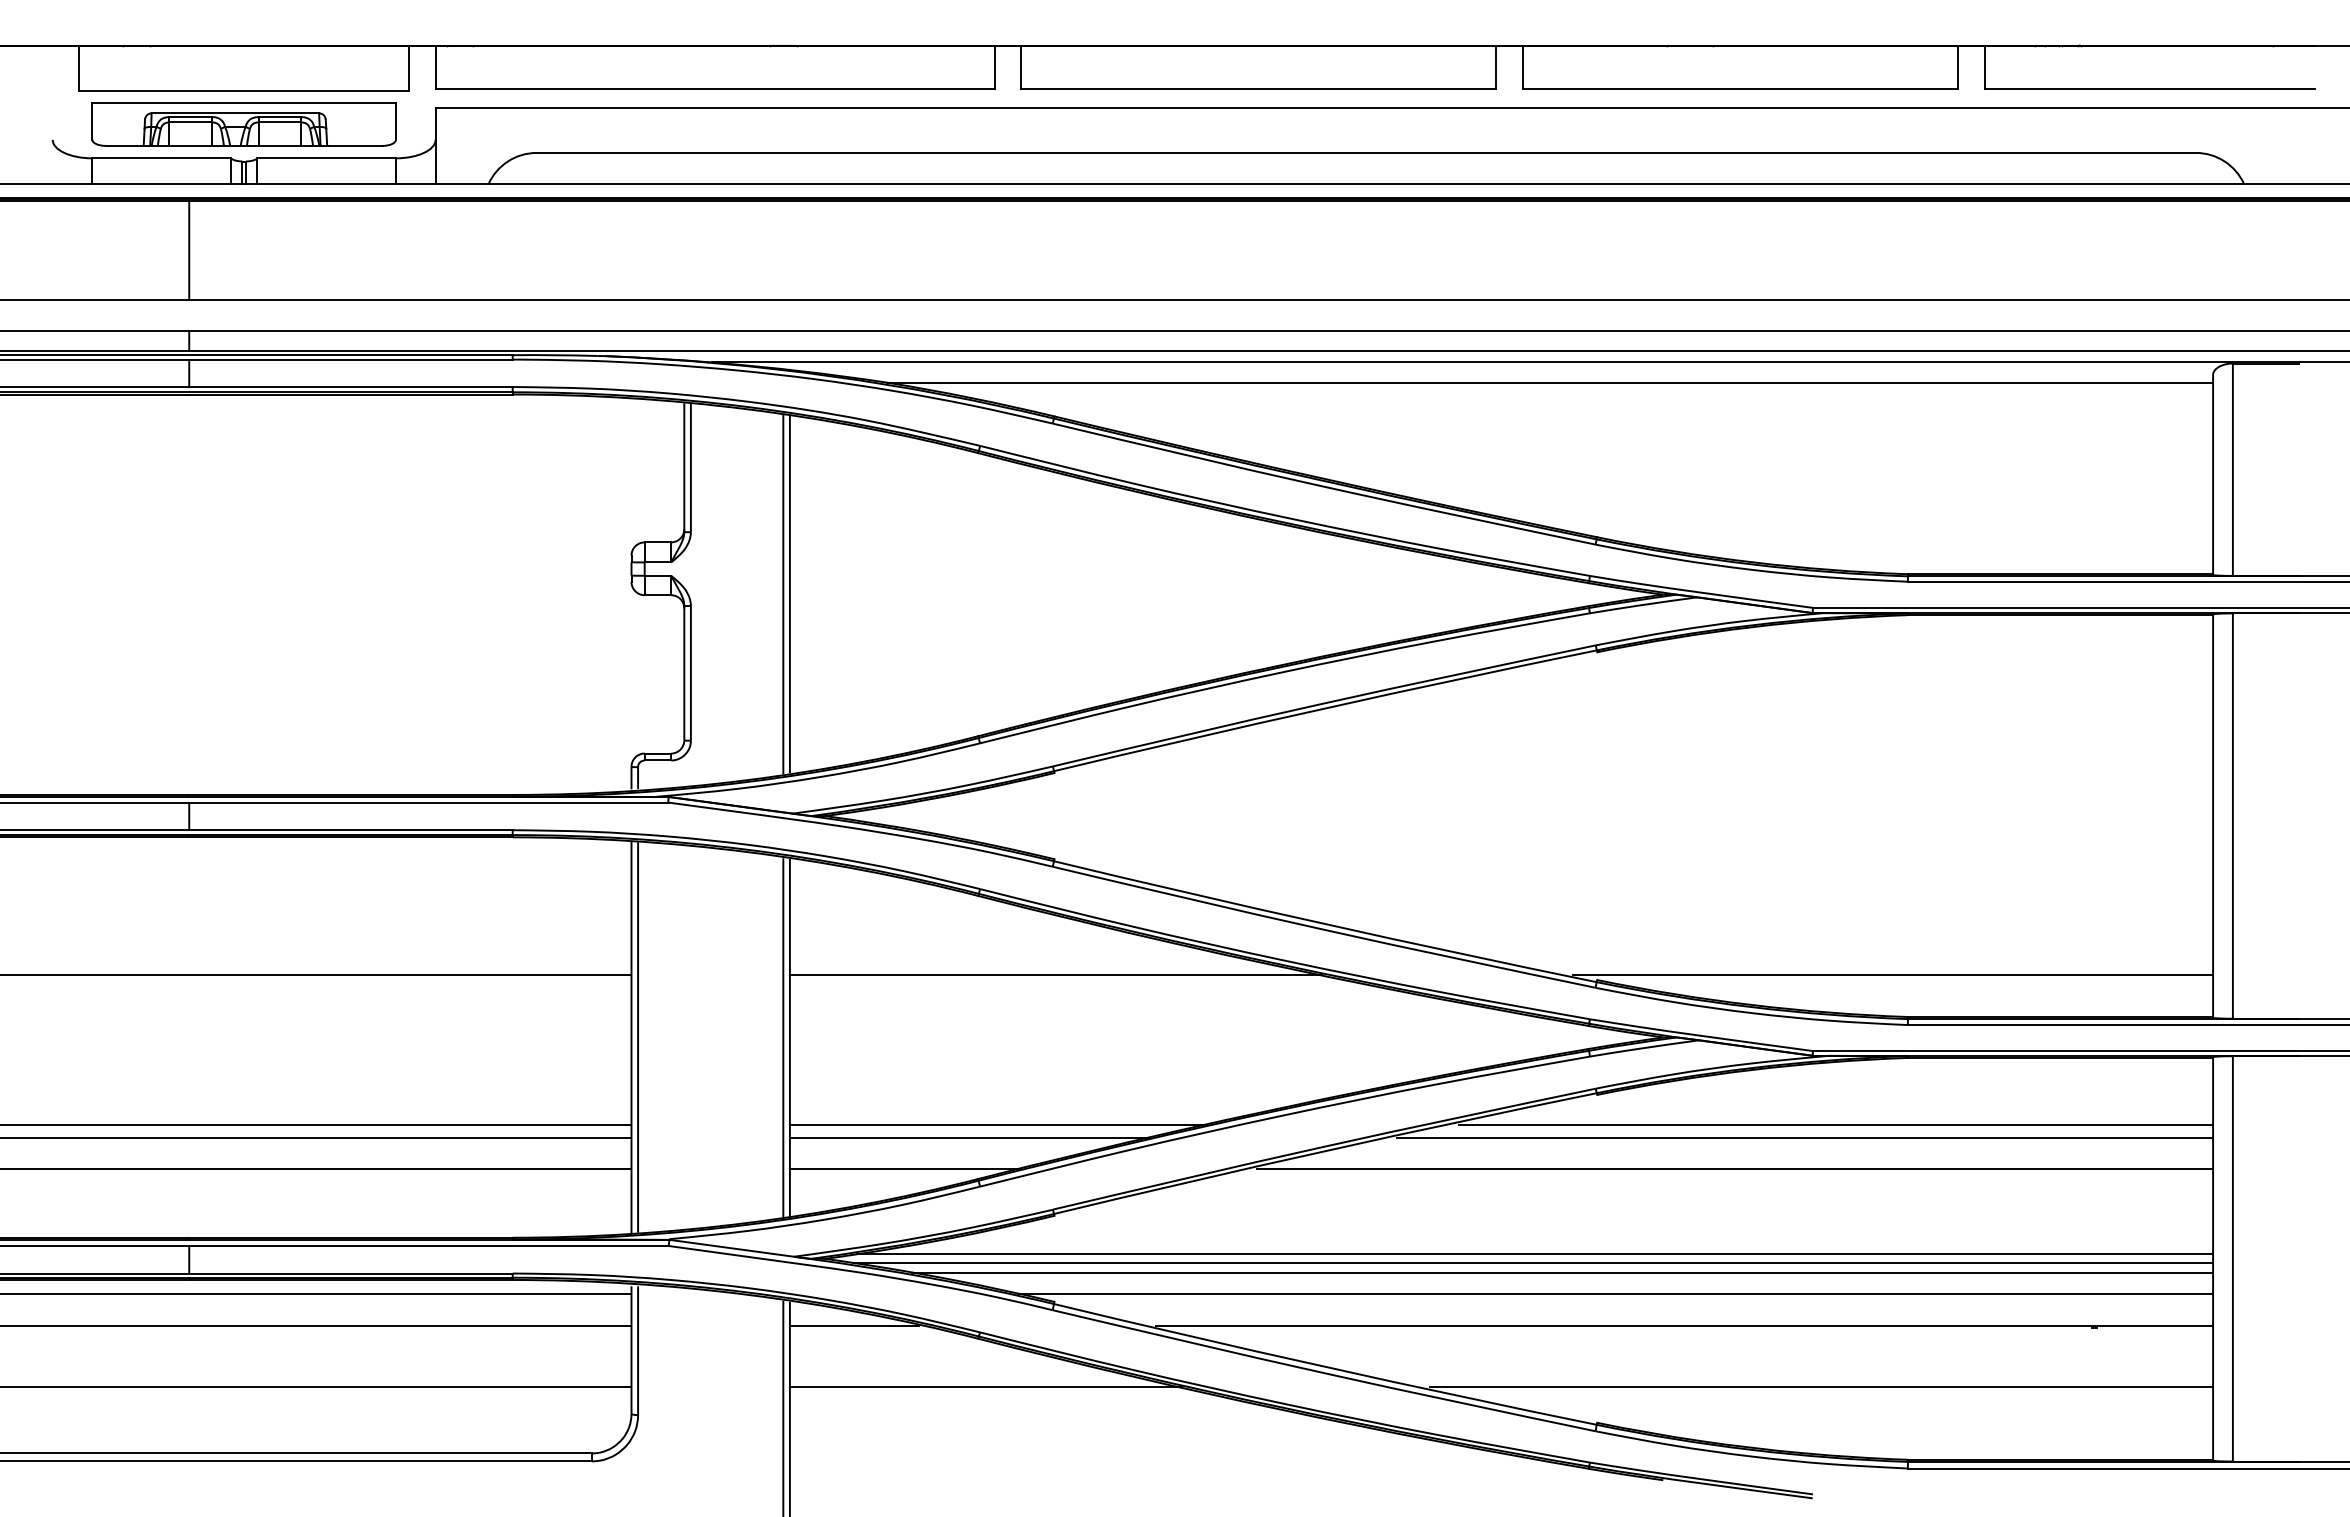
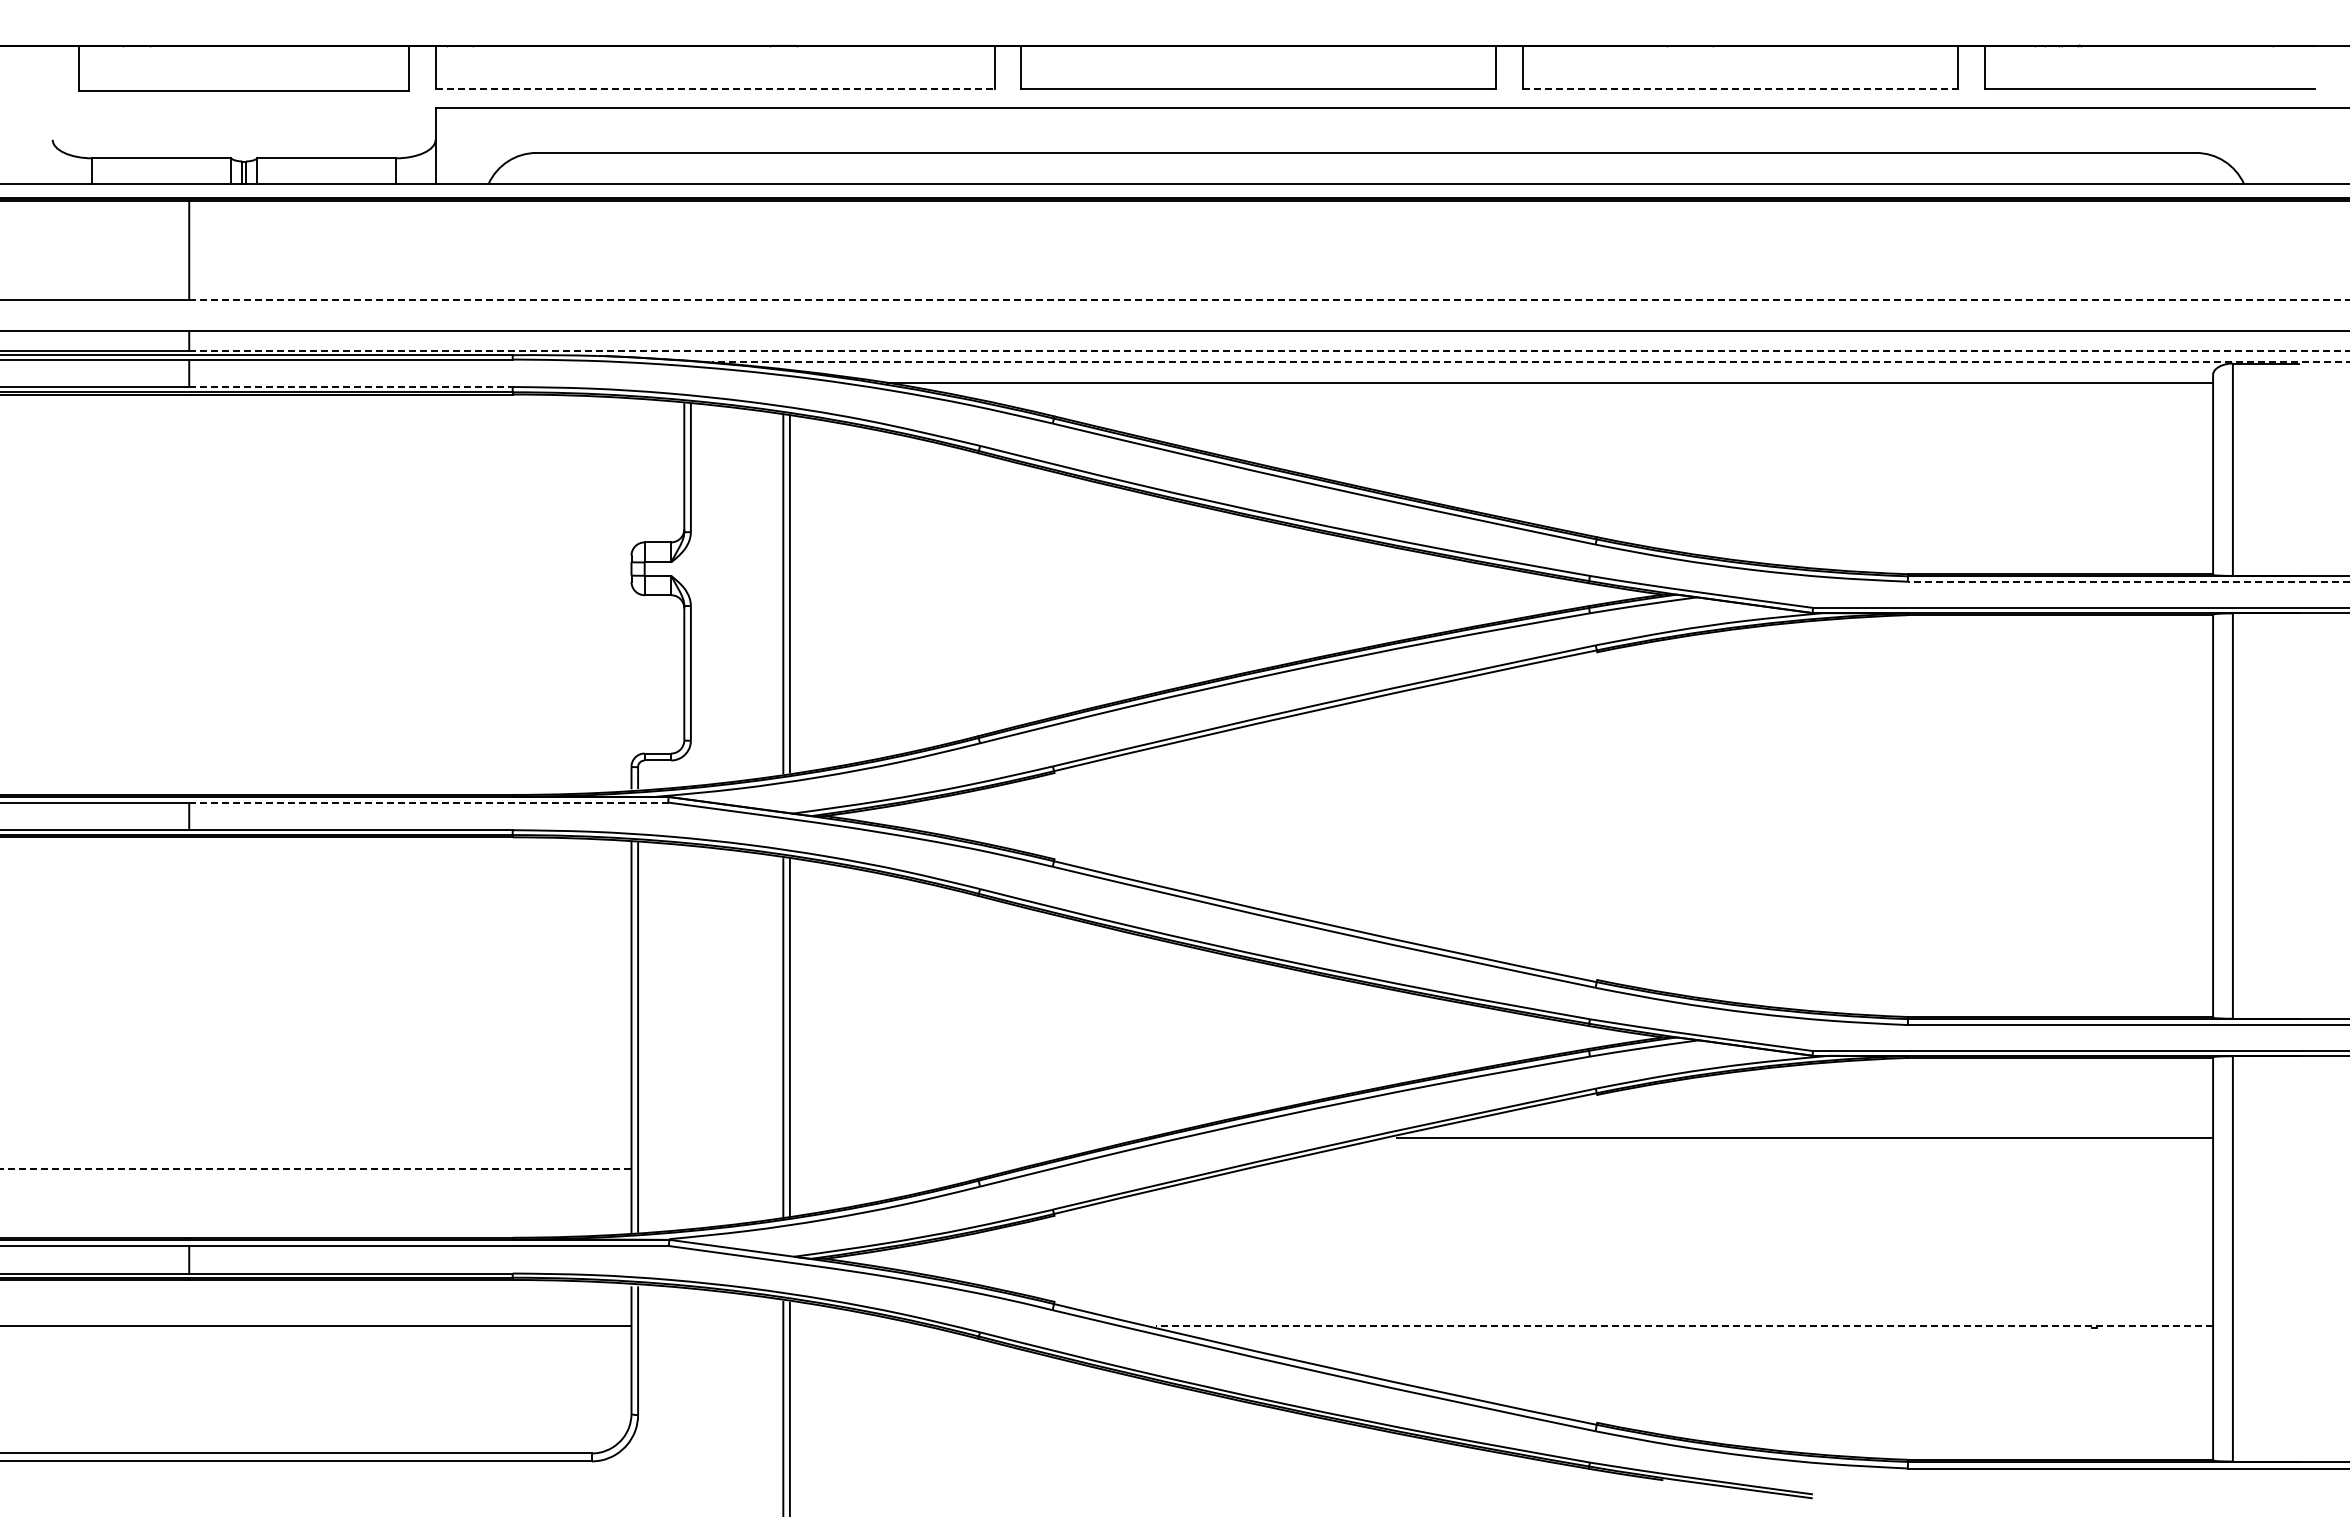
line: solid -> dashed (715, 89)
line: solid -> dashed (1740, 89)
part: present -> none (243, 124)
line: solid -> dashed (1269, 299)
line: solid -> dashed (1269, 351)
line: solid -> dashed (1530, 362)
line: solid -> dashed (350, 387)
line: solid -> dashed (2128, 581)
line: solid -> dashed (428, 802)
line: present -> none (316, 975)
line: present -> none (1055, 975)
line: present -> none (1893, 975)
line: present -> none (316, 1124)
line: present -> none (998, 1124)
line: present -> none (1835, 1124)
line: present -> none (316, 1137)
line: present -> none (969, 1137)
line: solid -> dashed (315, 1168)
line: present -> none (905, 1168)
line: present -> none (1735, 1168)
line: present -> none (1534, 1254)
line: present -> none (1532, 1263)
line: present -> none (1562, 1272)
line: present -> none (316, 1294)
line: present -> none (1615, 1294)
line: present -> none (854, 1325)
line: solid -> dashed (1684, 1325)
line: present -> none (316, 1387)
line: present -> none (985, 1387)
line: present -> none (1821, 1387)
